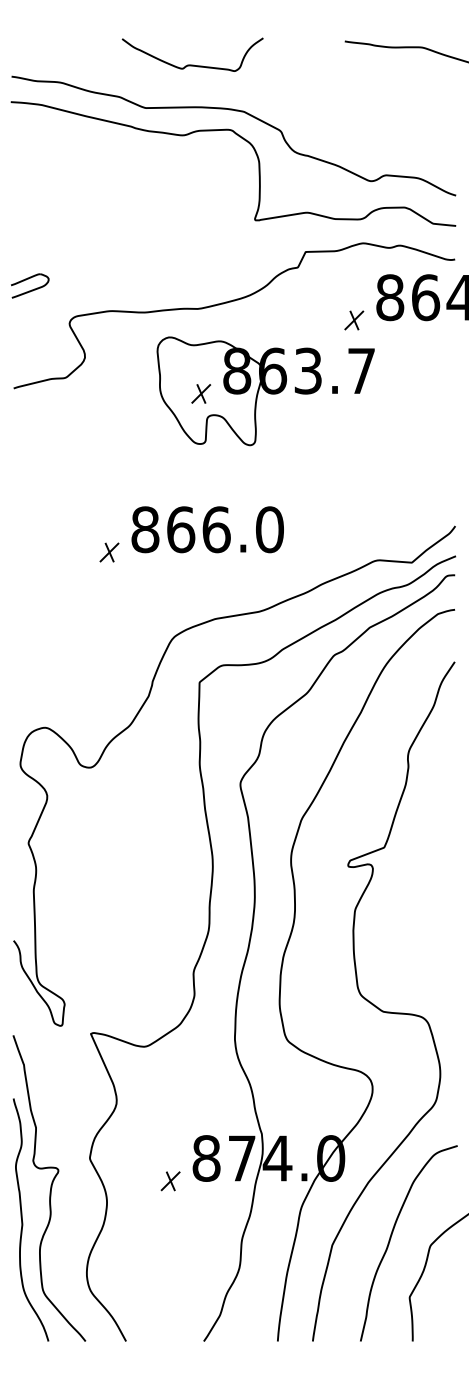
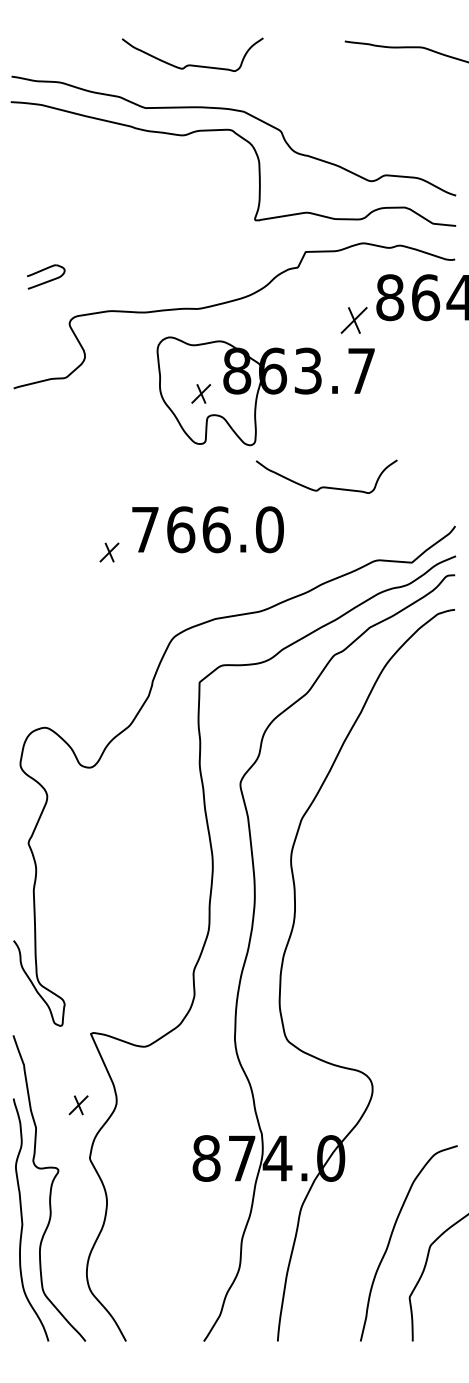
part position: (30, 285) -> (46, 276) (46, 276)
part size: 21x21 px -> 28x27 px (353, 320)
curve: none -> present (326, 486)
text: 866.0 -> 766.0 (145, 529)
curve: present -> none (380, 1008)
part position: (170, 1181) -> (78, 1105) (78, 1105)
